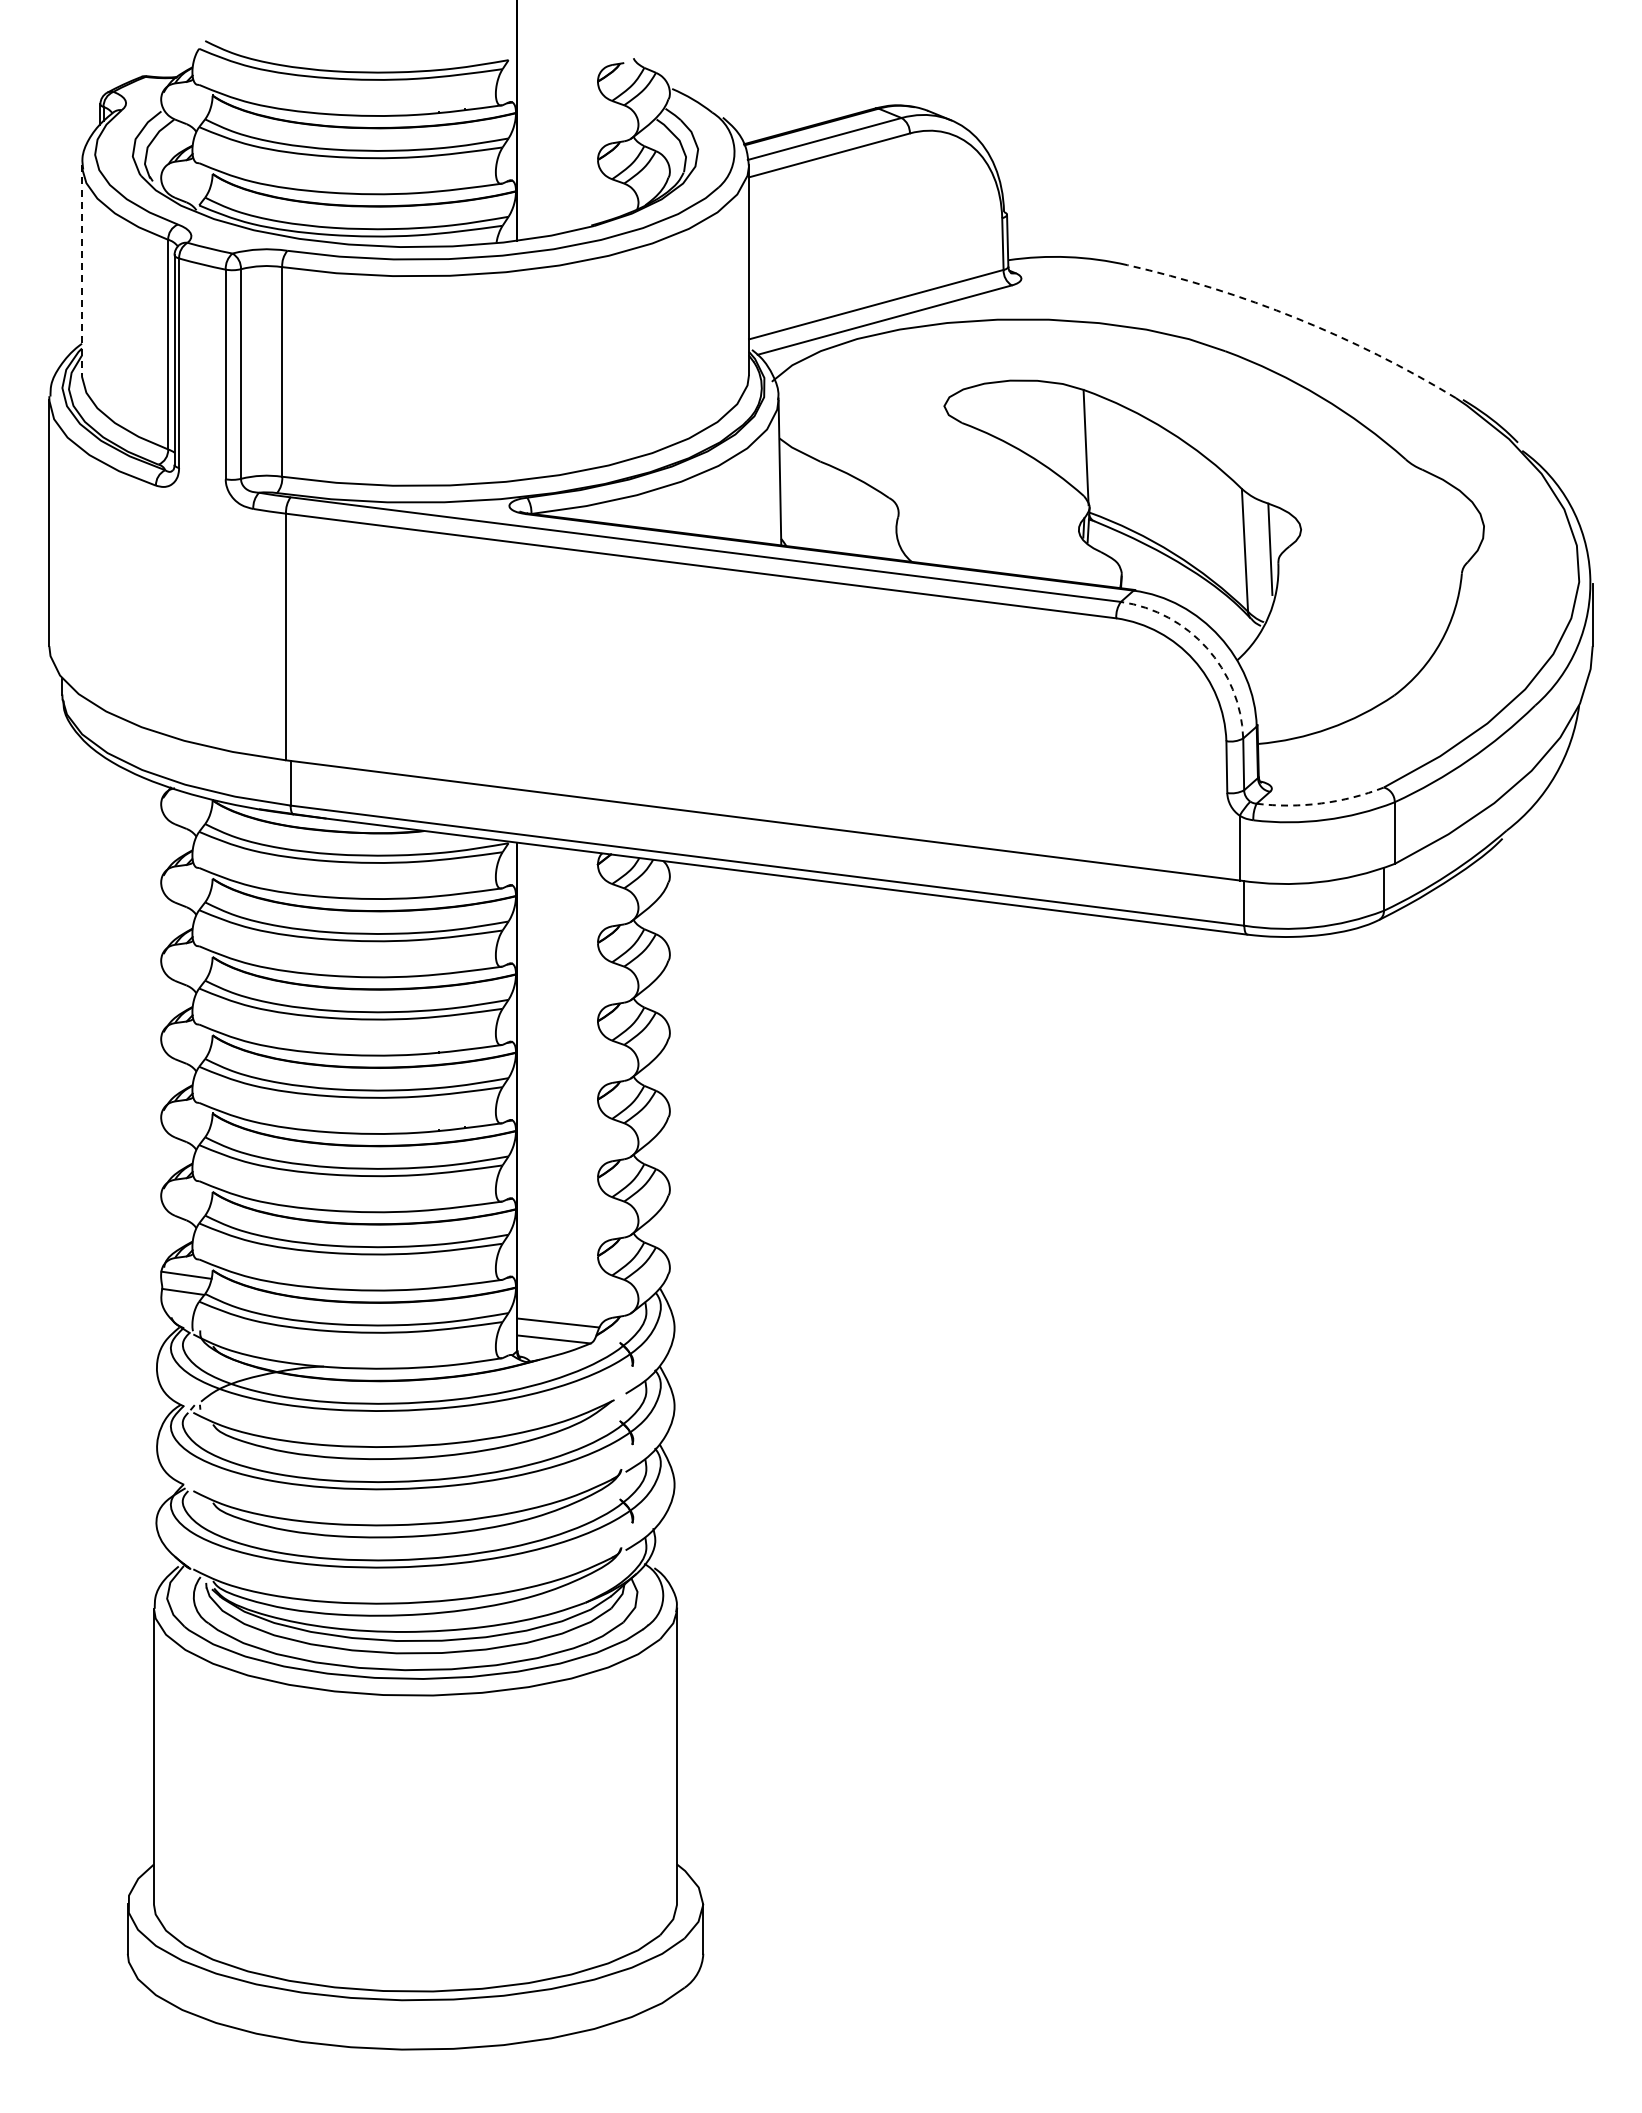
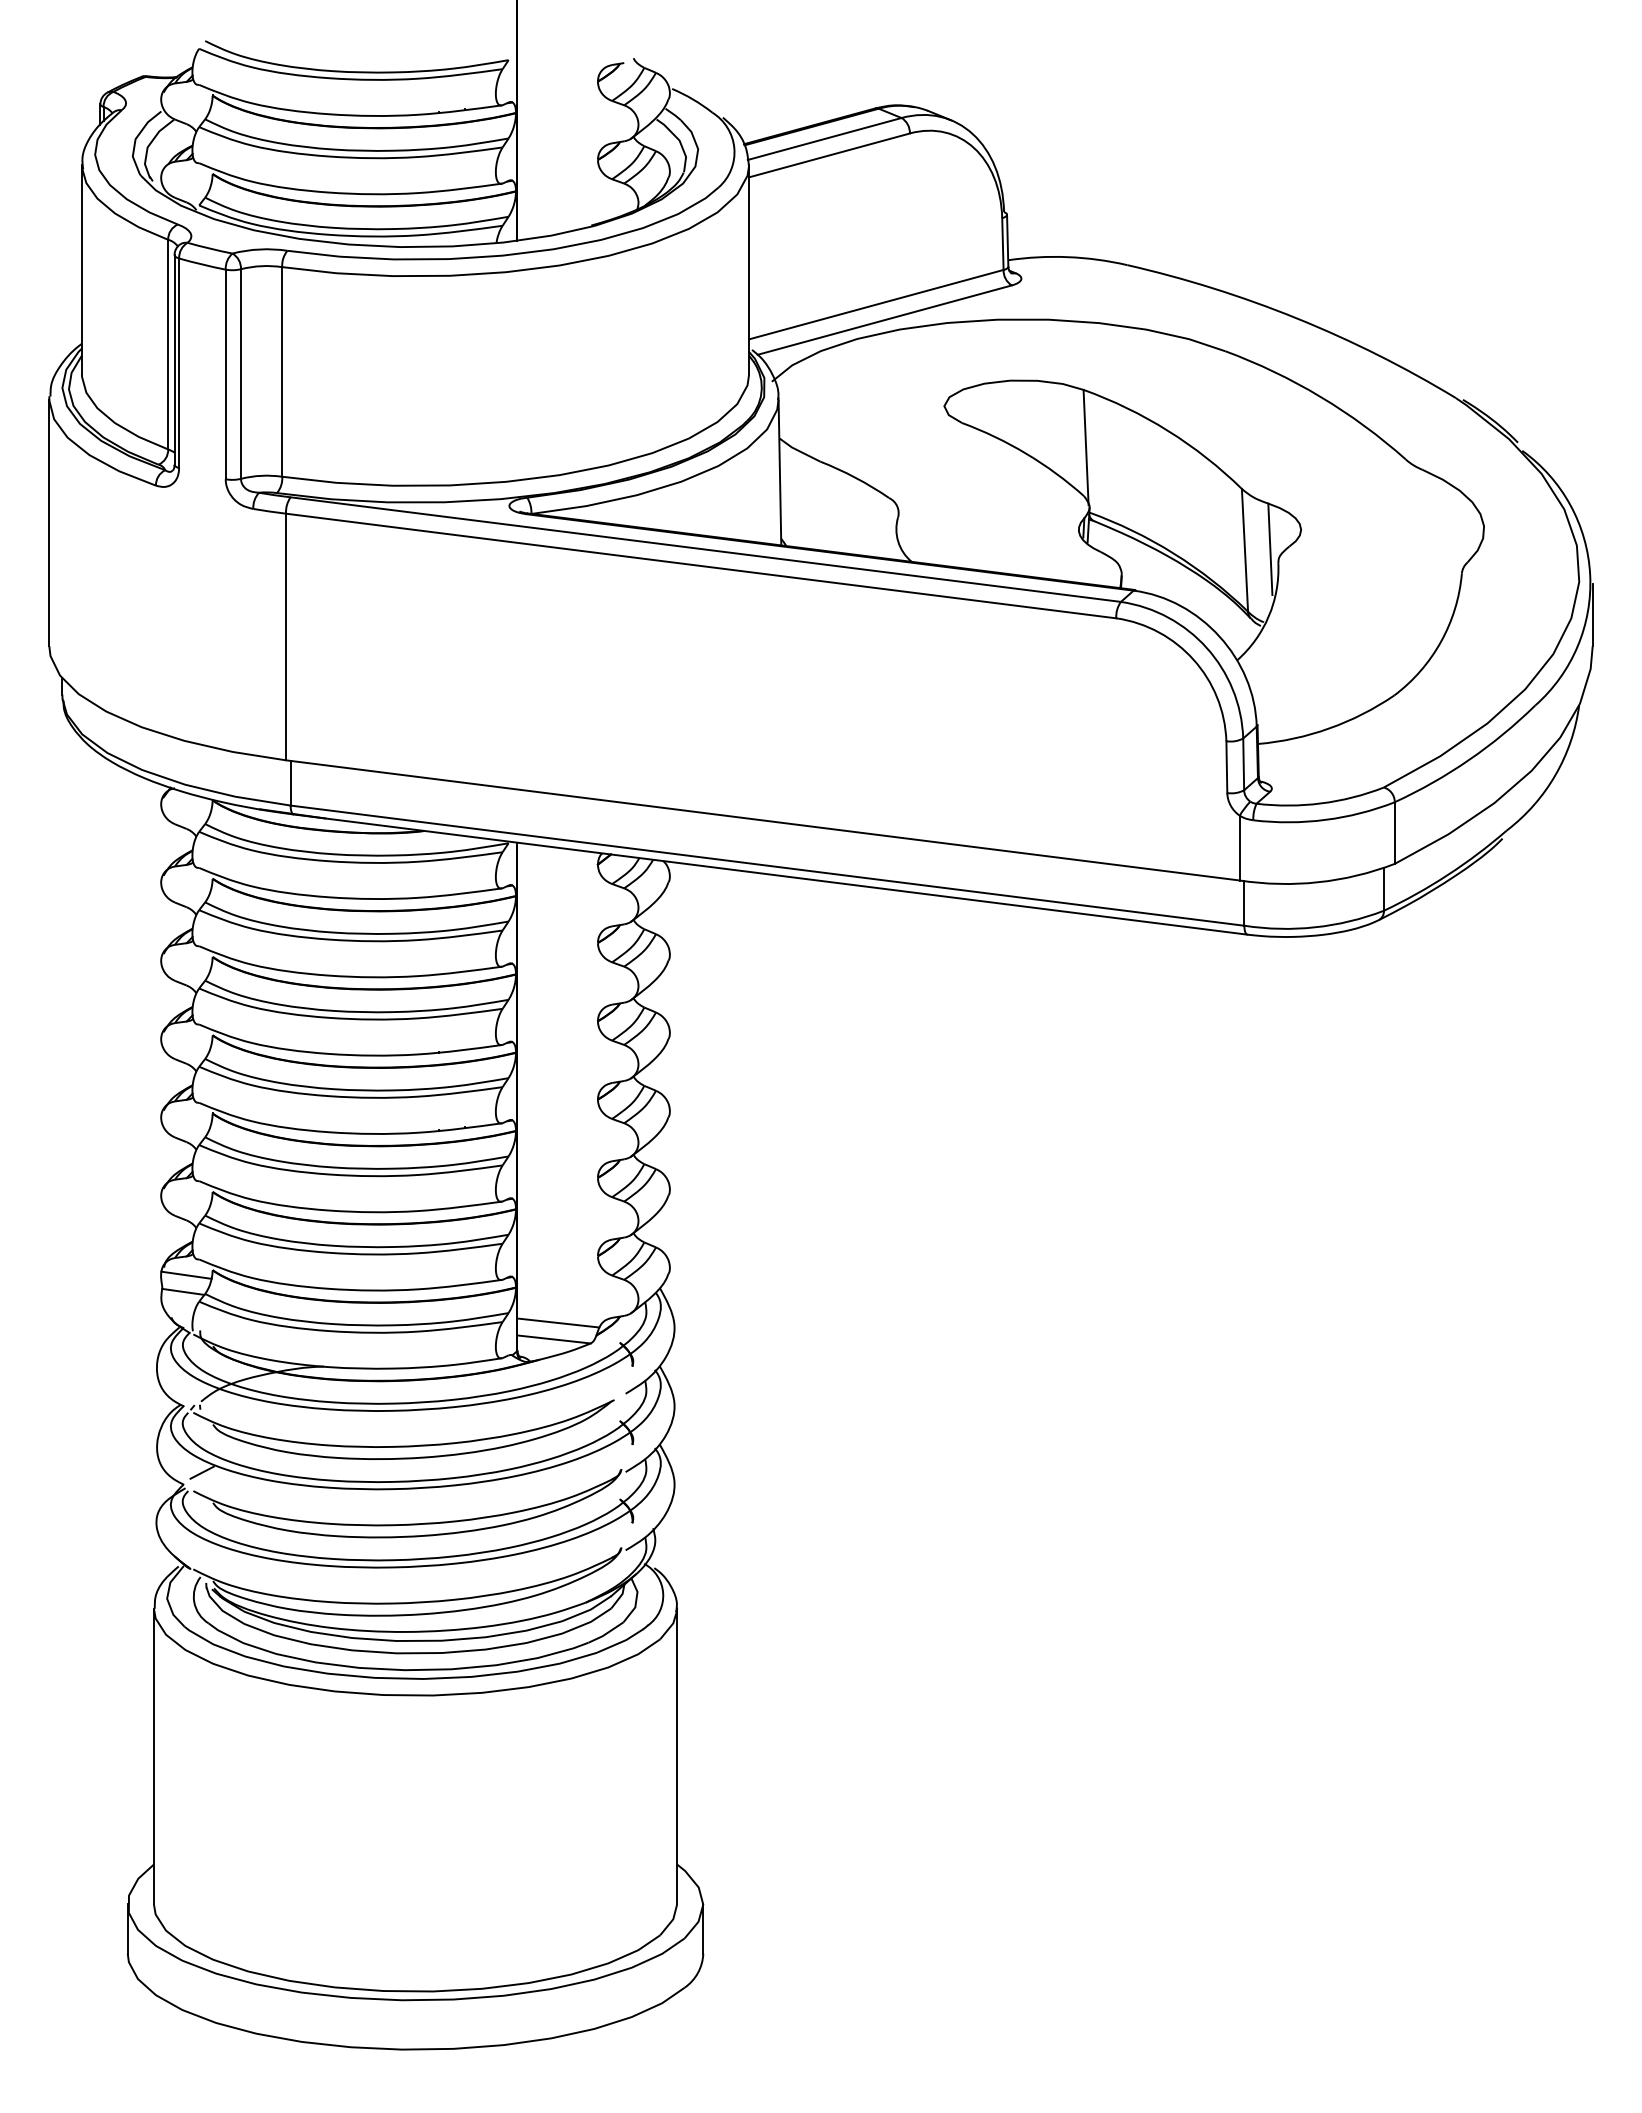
line: dashed -> solid (82, 270)
arc: dashed -> solid (1297, 318)
arc: dashed -> solid (1206, 648)
arc: dashed -> solid (1321, 803)
line: none -> present (201, 1472)
